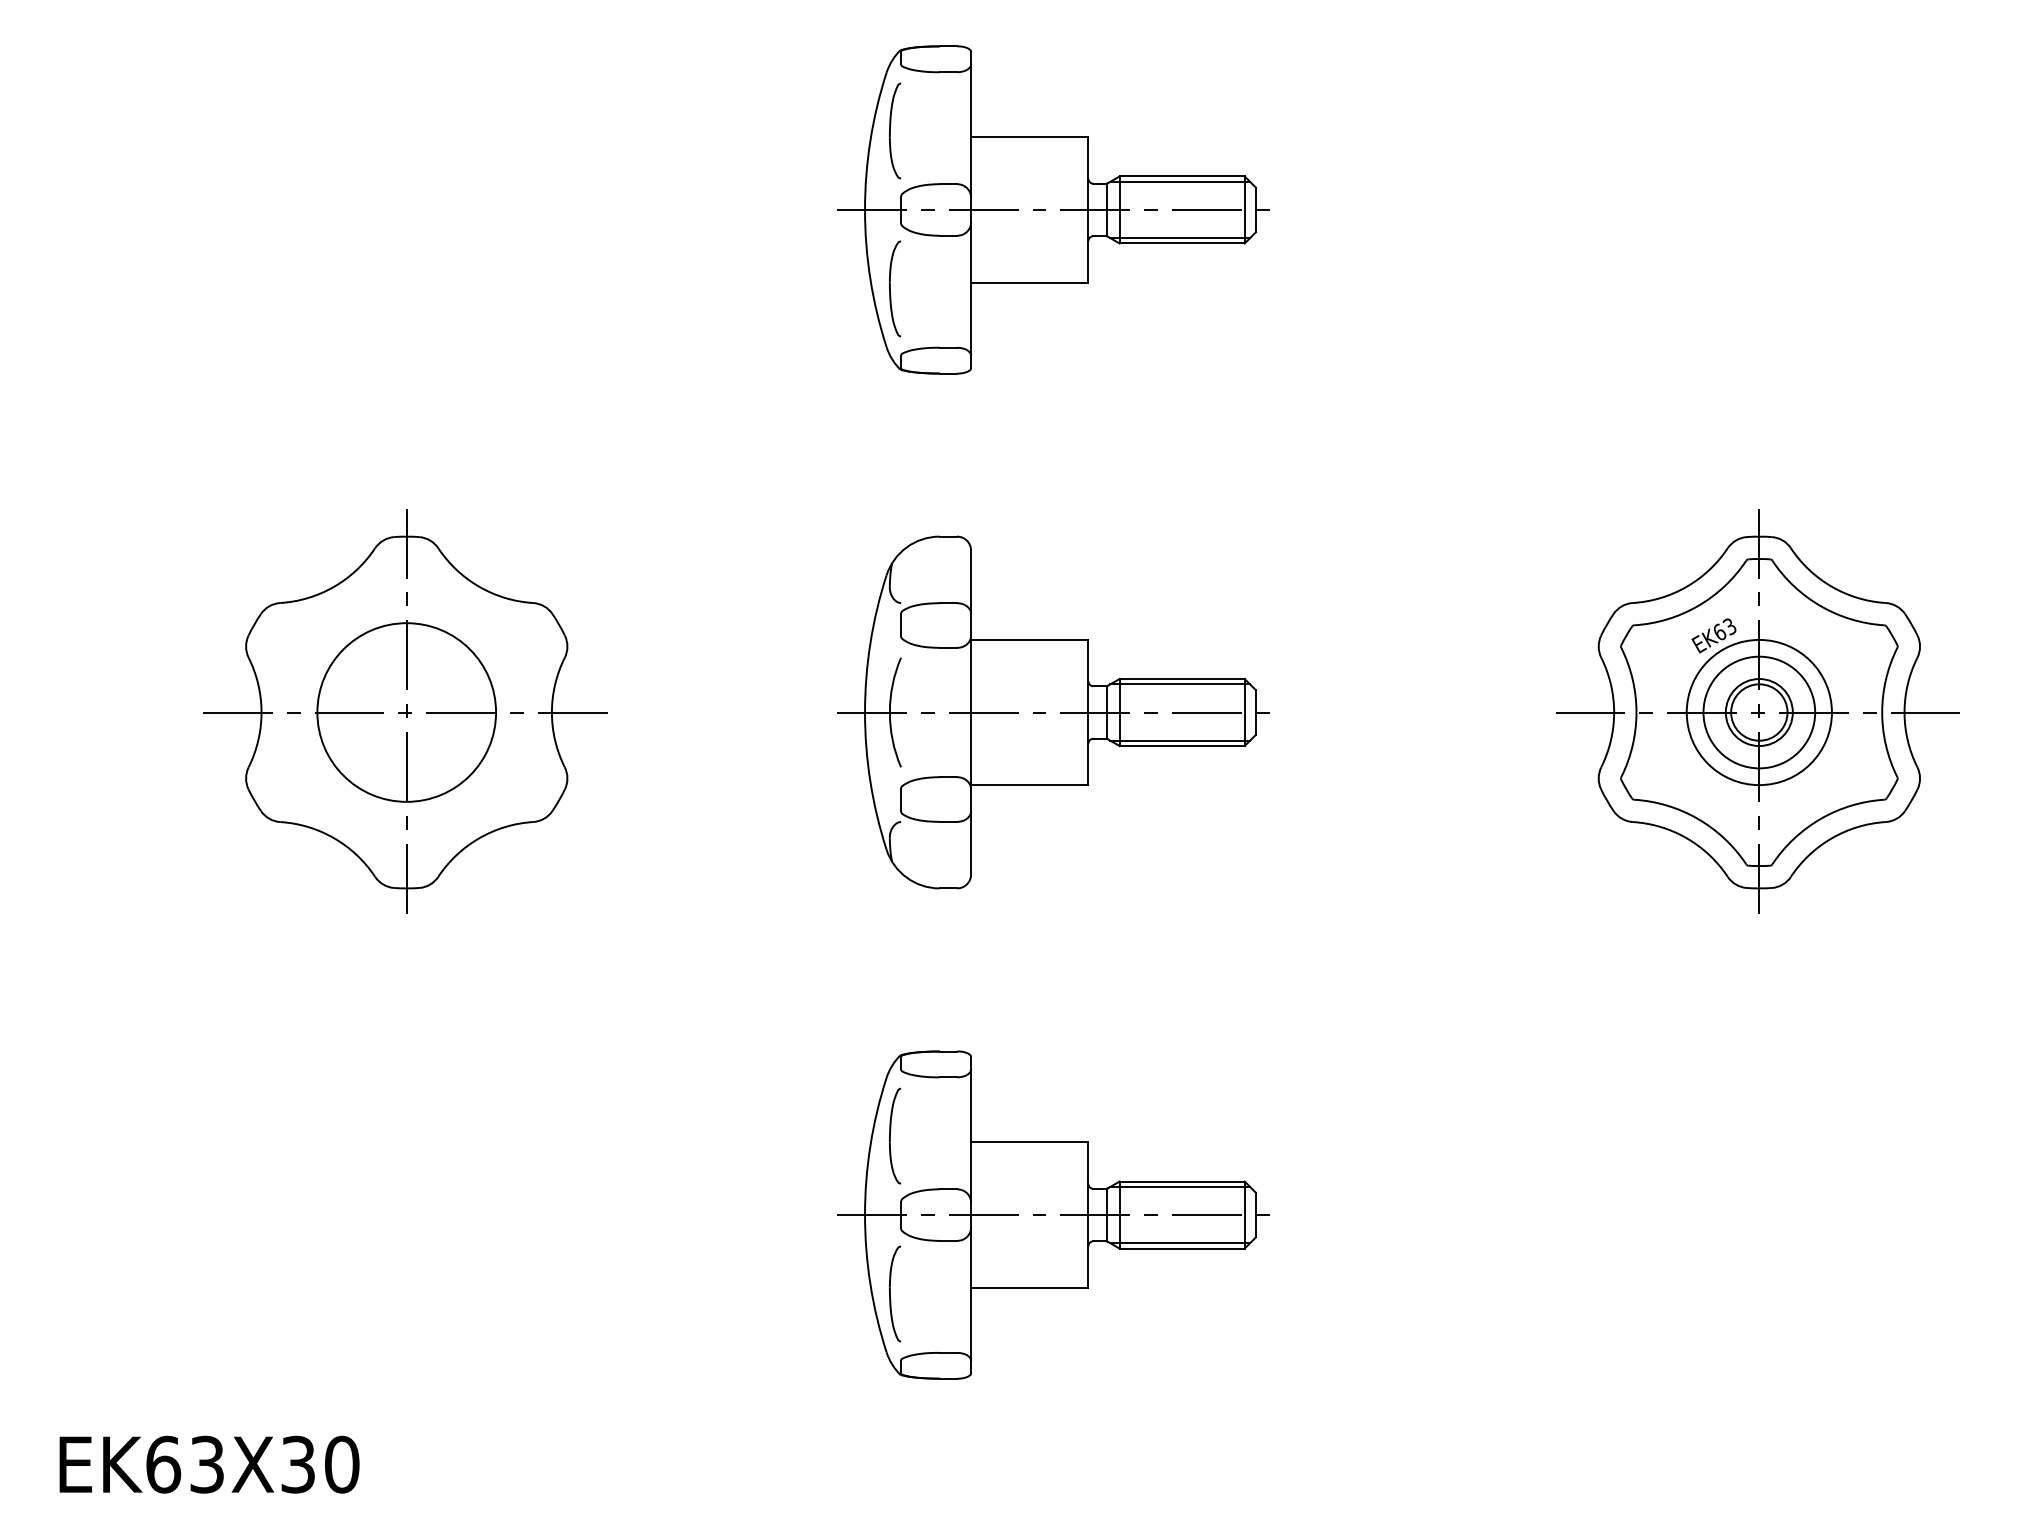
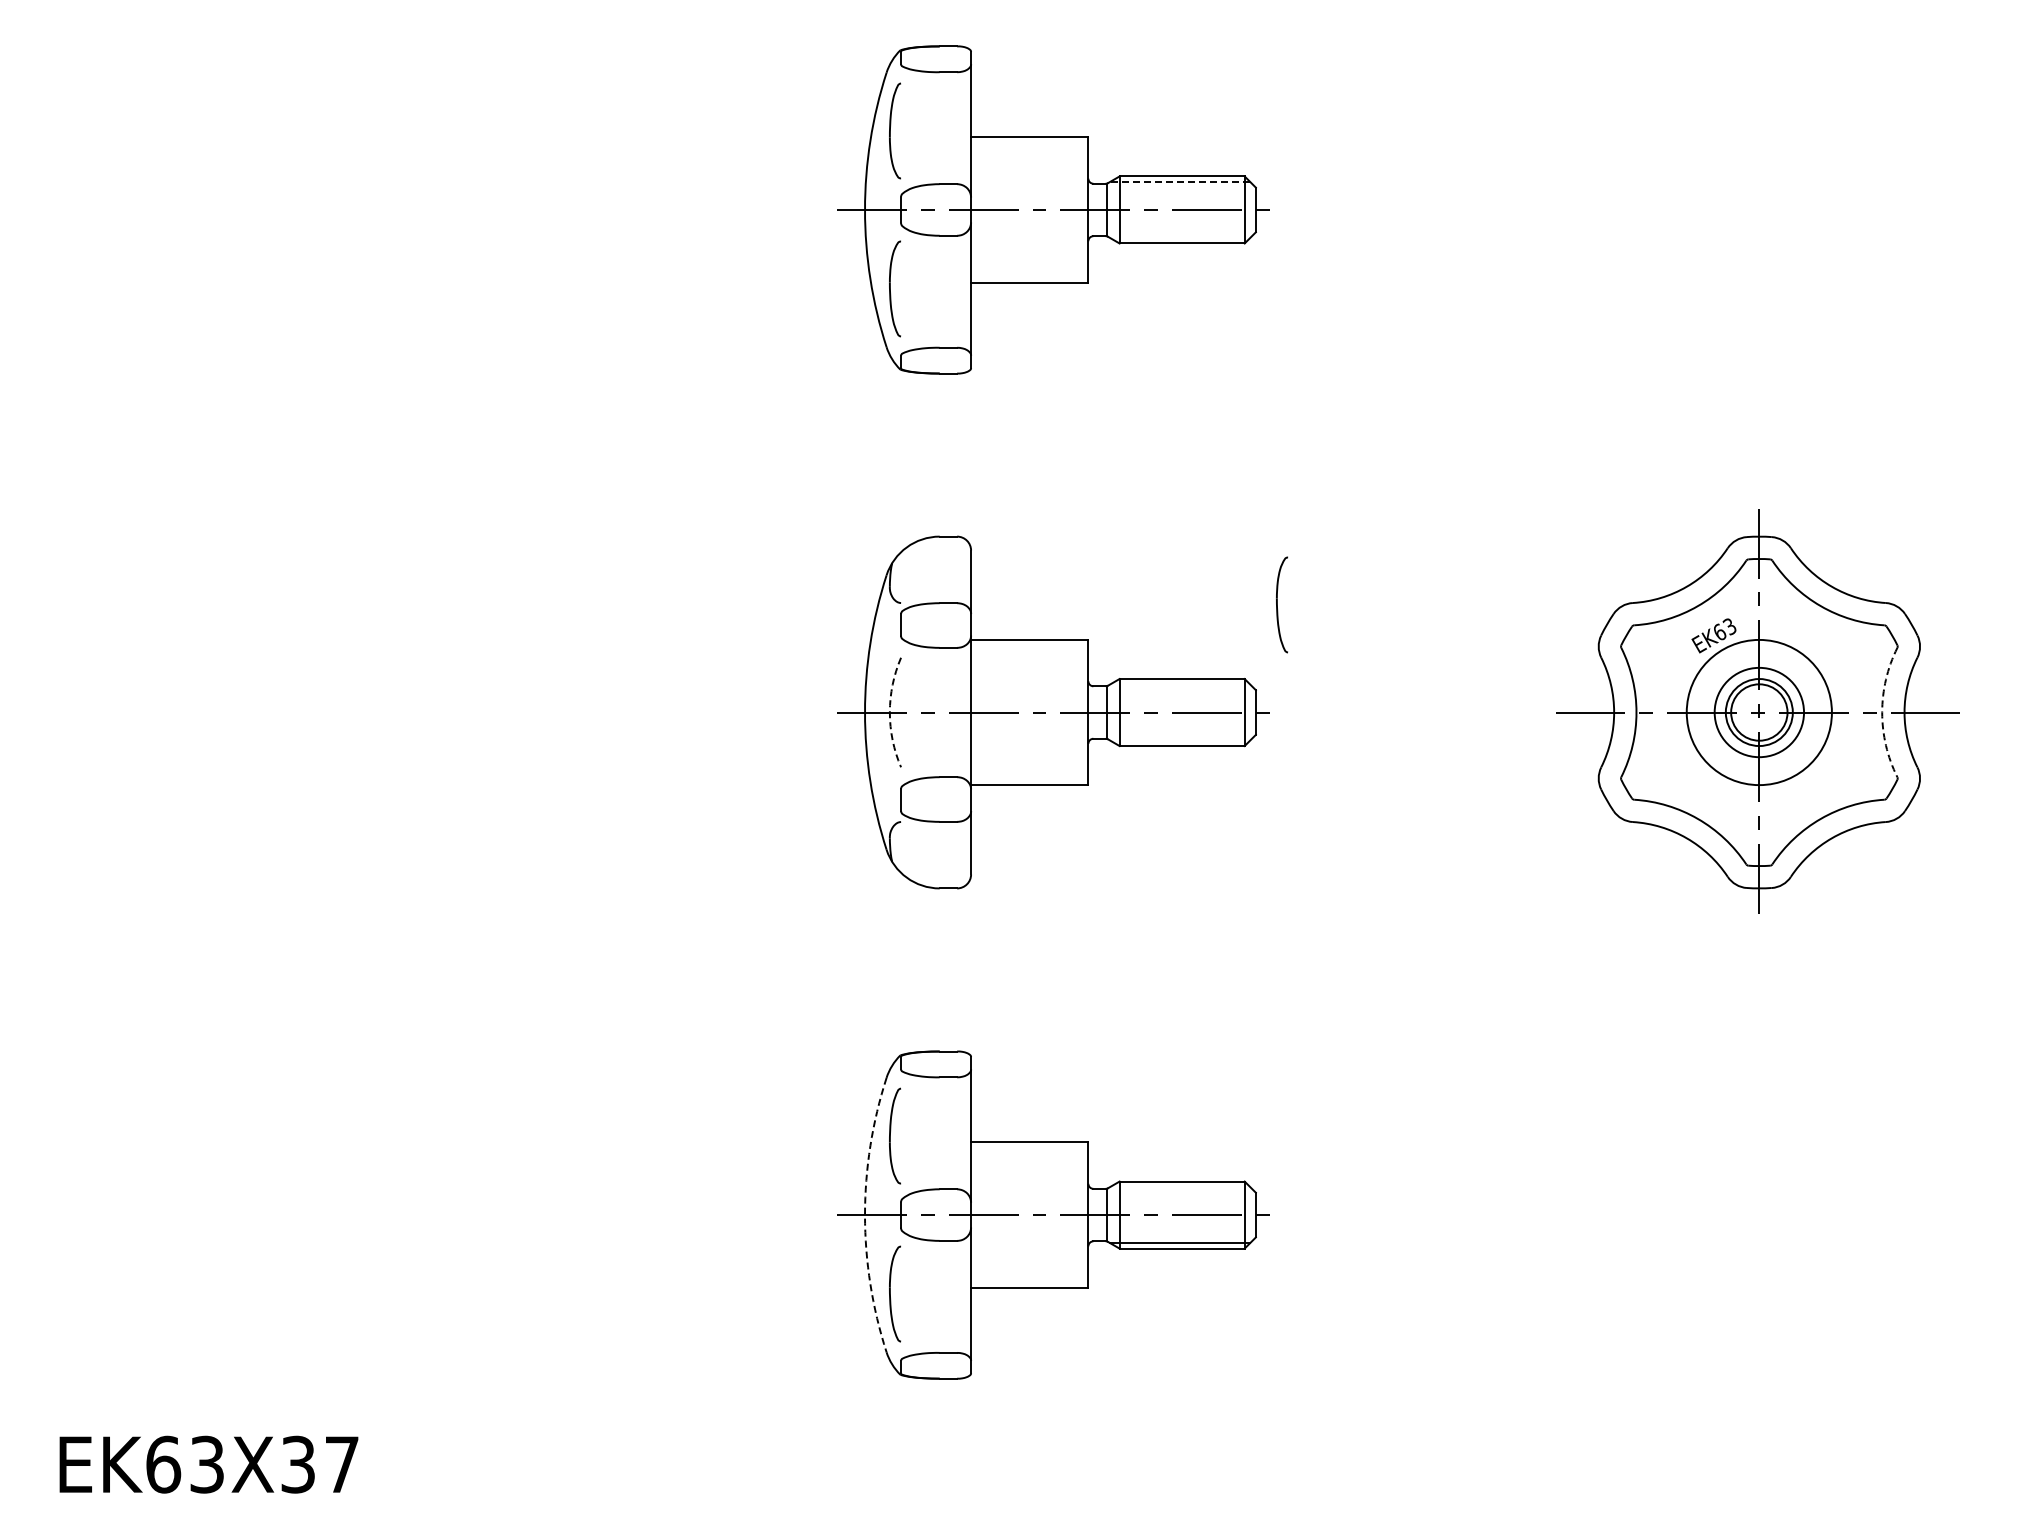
line: solid -> dashed (1180, 181)
line: present -> none (1180, 238)
part: none -> present (1281, 604)
line: present -> none (1180, 684)
part: present -> none (405, 711)
arc: solid -> dashed (889, 712)
circle diameter: 112 px -> 89 px (1759, 712)
arc: solid -> dashed (1882, 712)
line: present -> none (1180, 740)
line: present -> none (1180, 1186)
arc: solid -> dashed (865, 1215)
text: EK63X30 -> EK63X37 (342, 1464)
